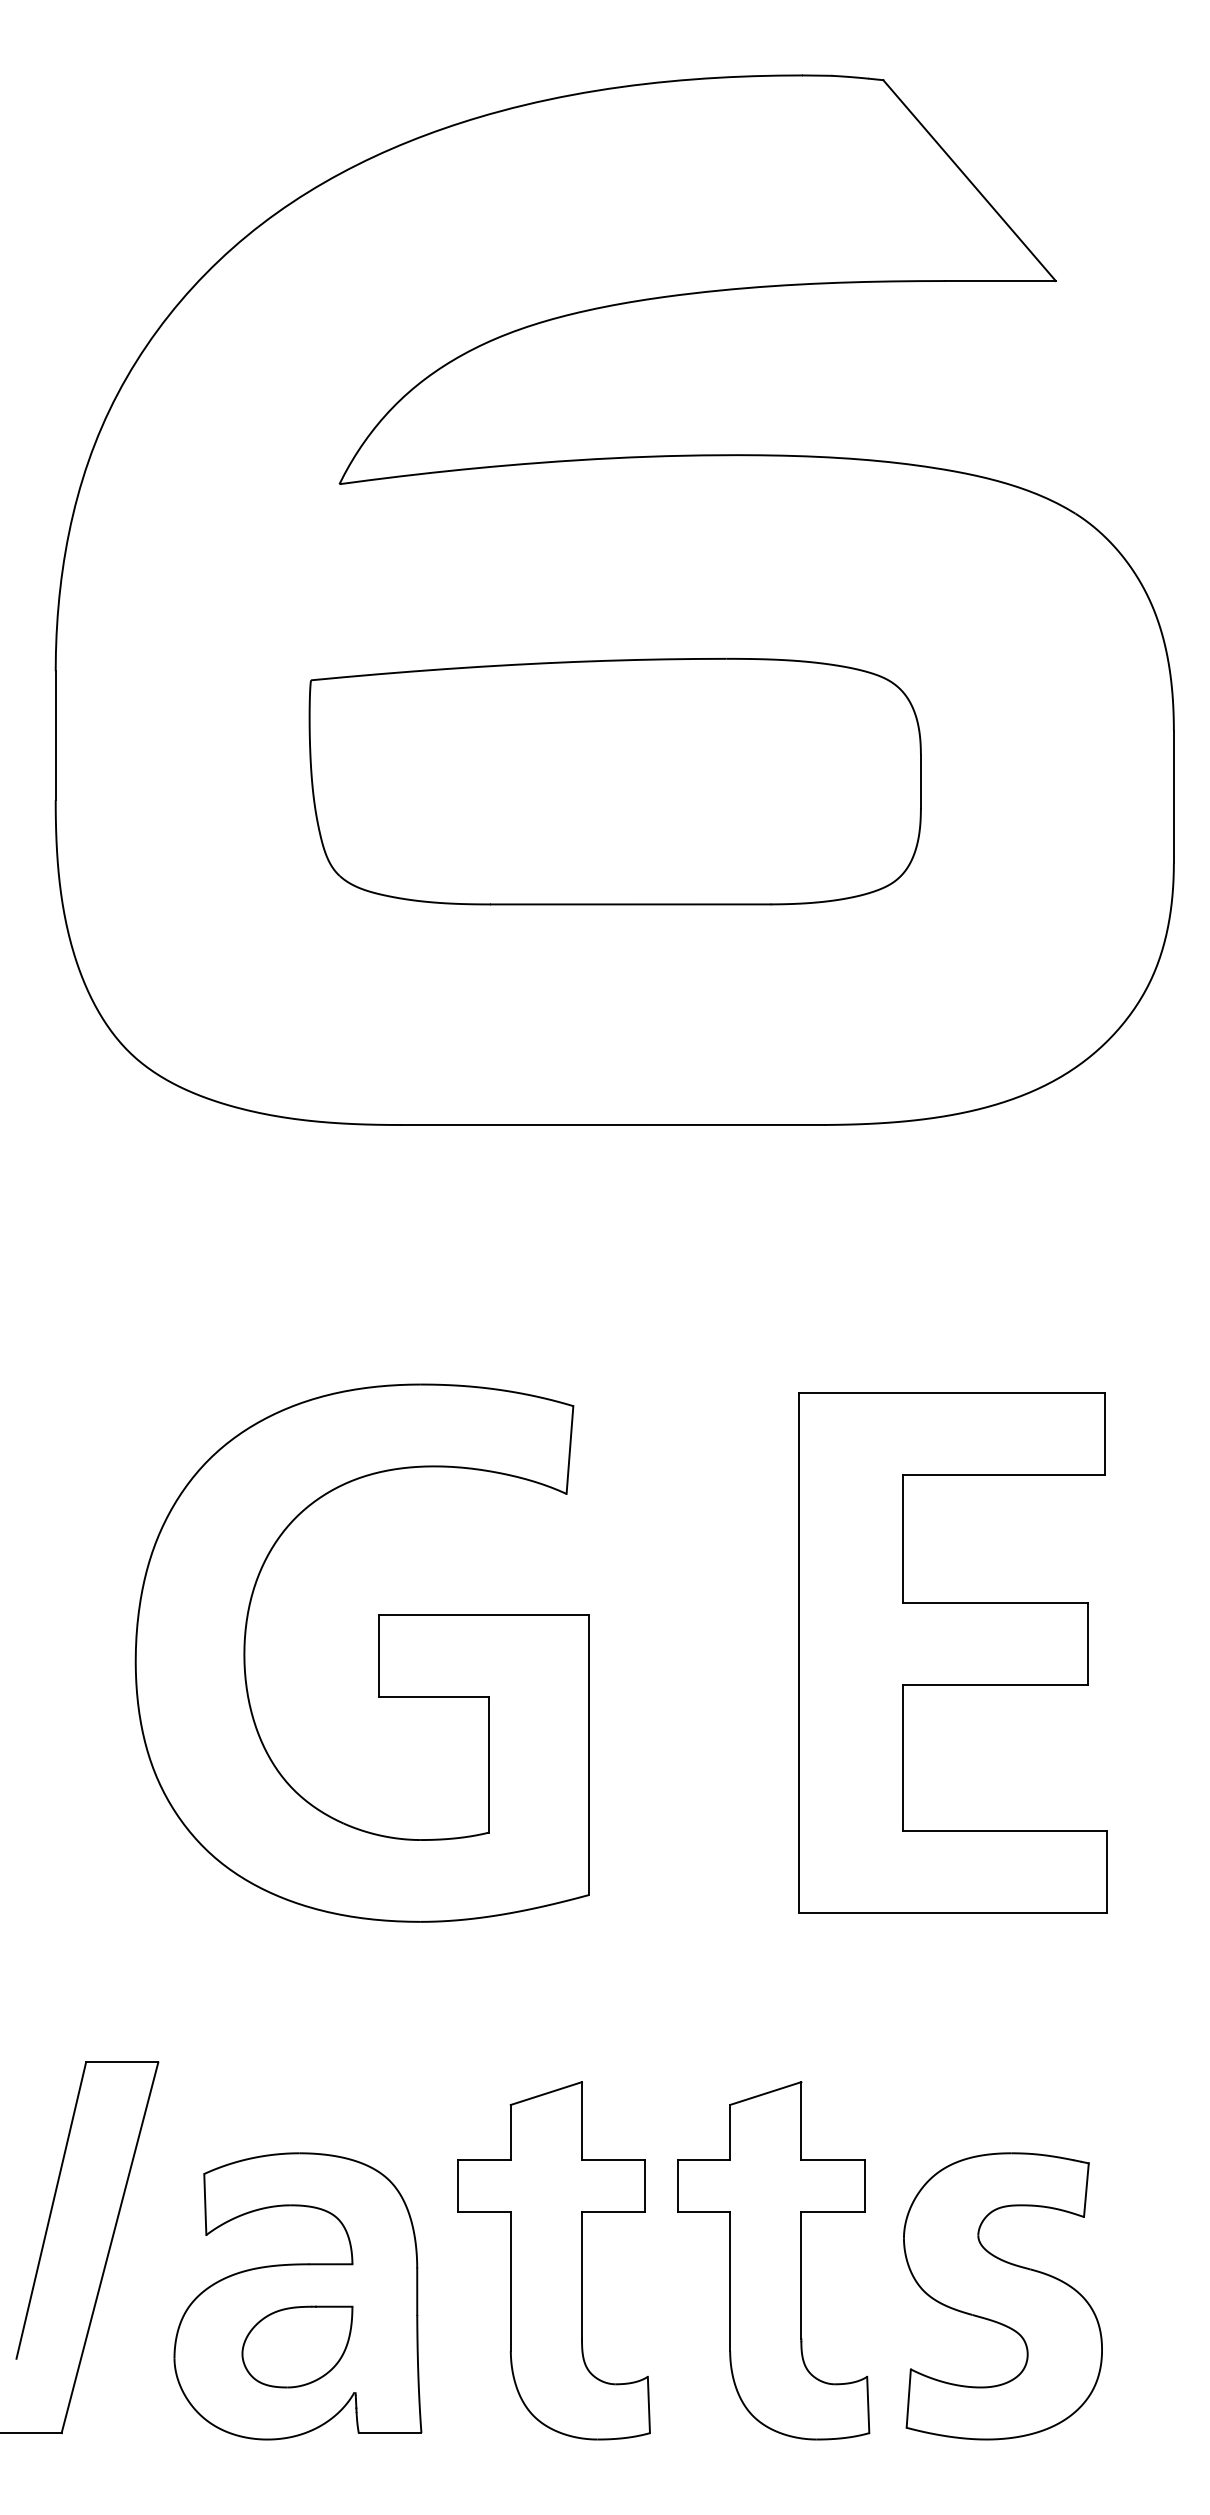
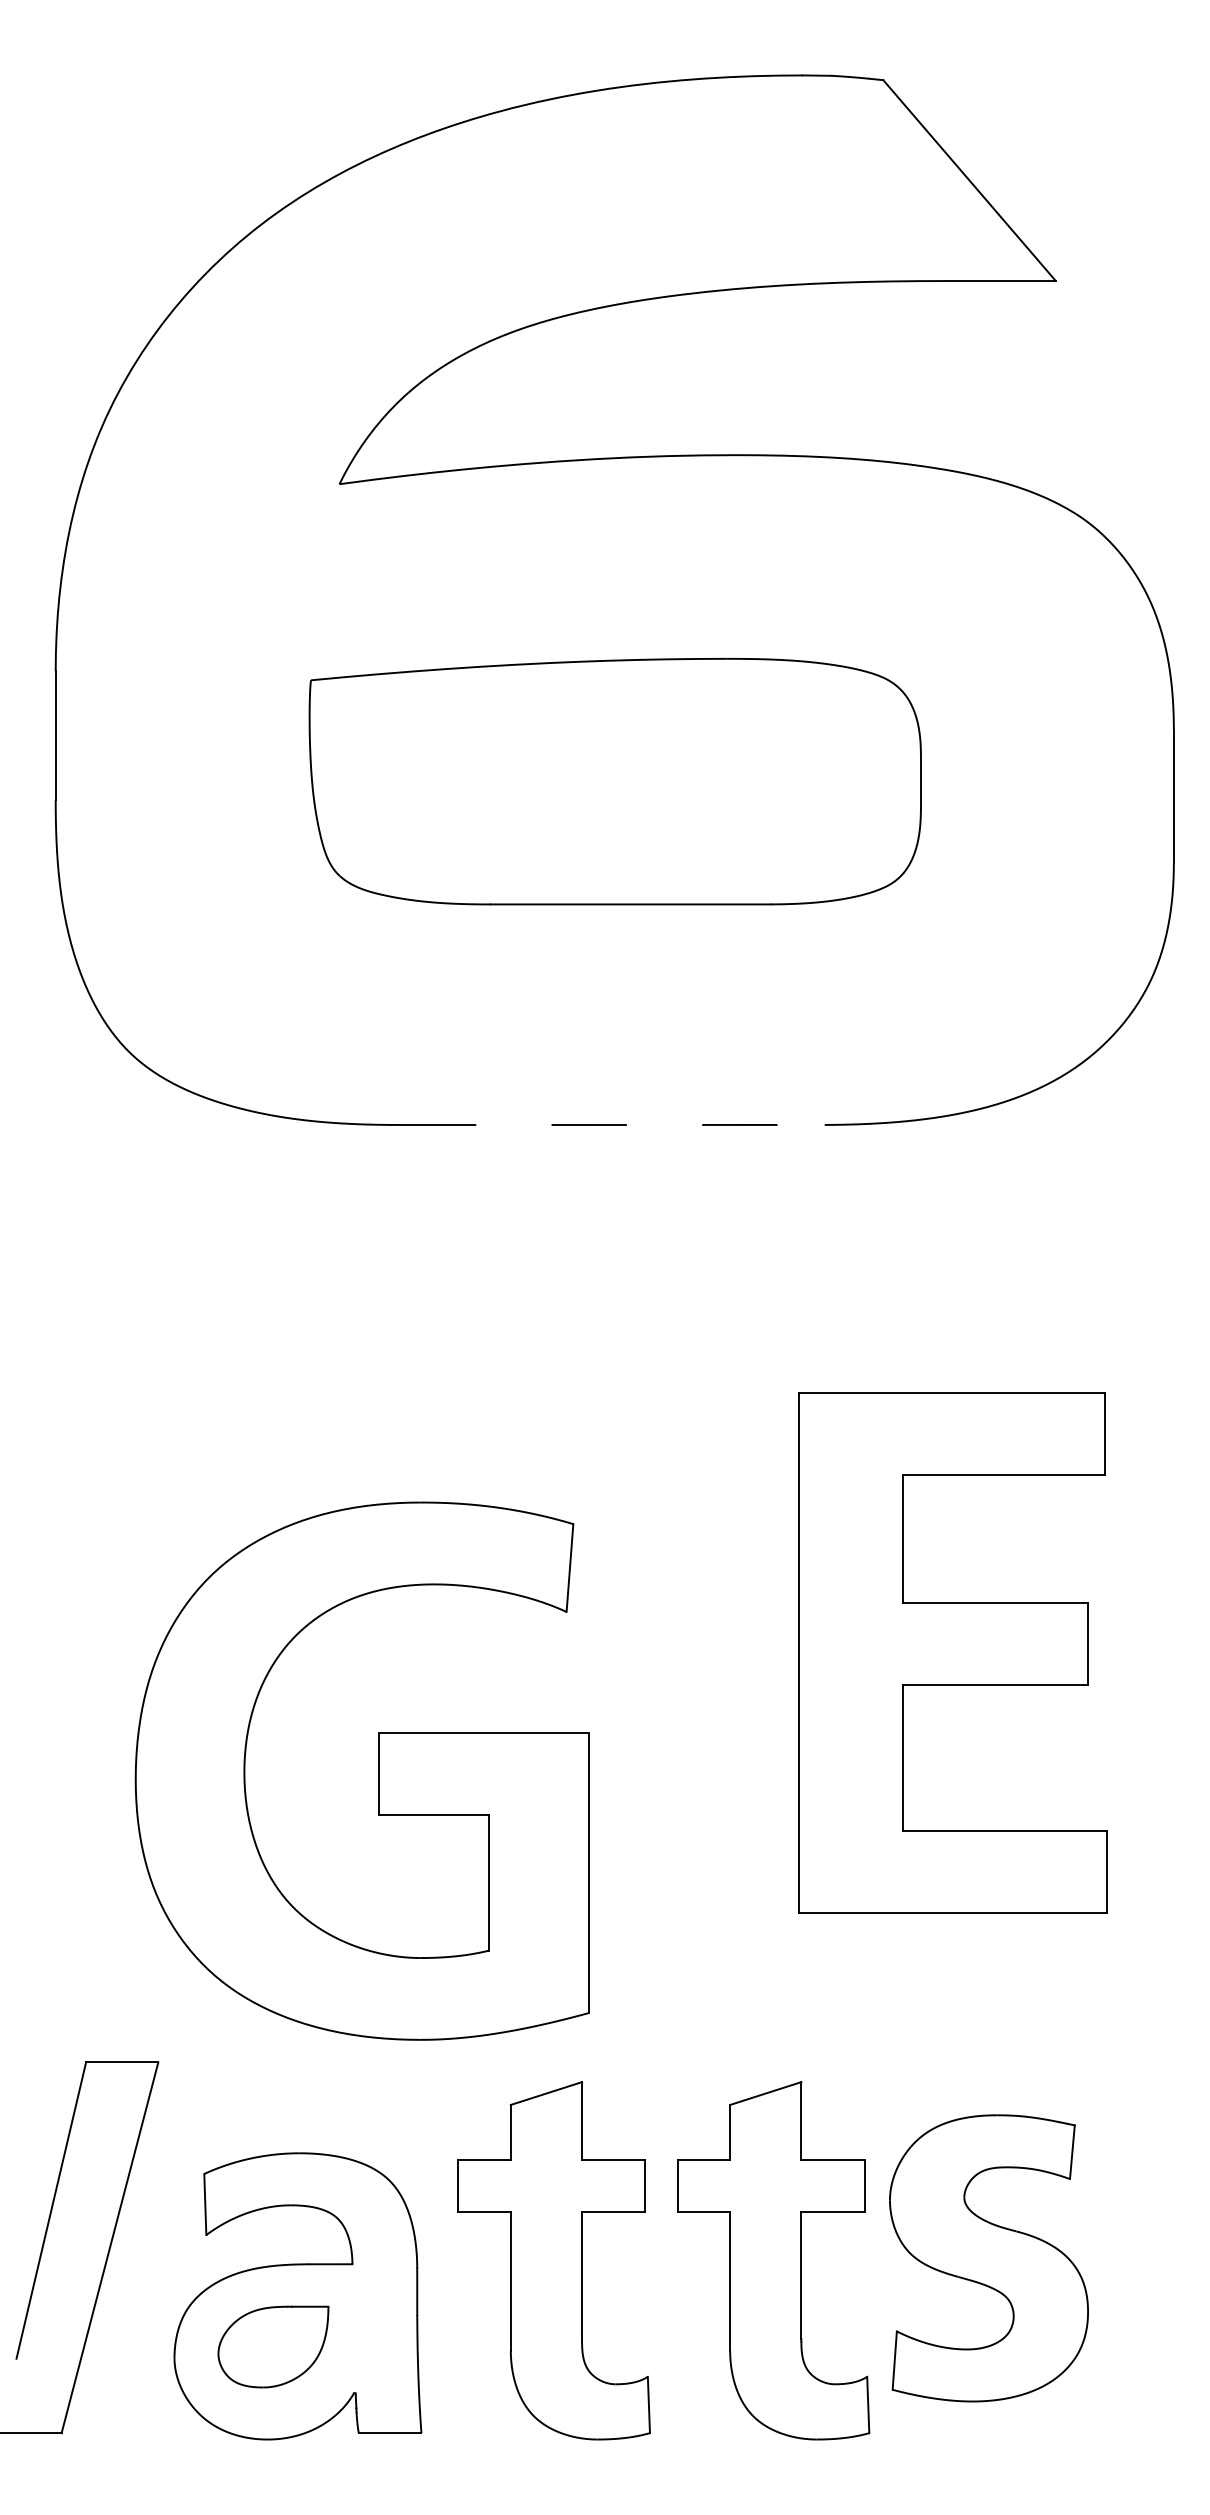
line: solid -> dashed (612, 1124)
part position: (378, 1652) -> (378, 1770) (378, 1770)
part position: (1002, 2296) -> (988, 2258) (988, 2258)
part position: (297, 2346) -> (273, 2346) (273, 2346)
